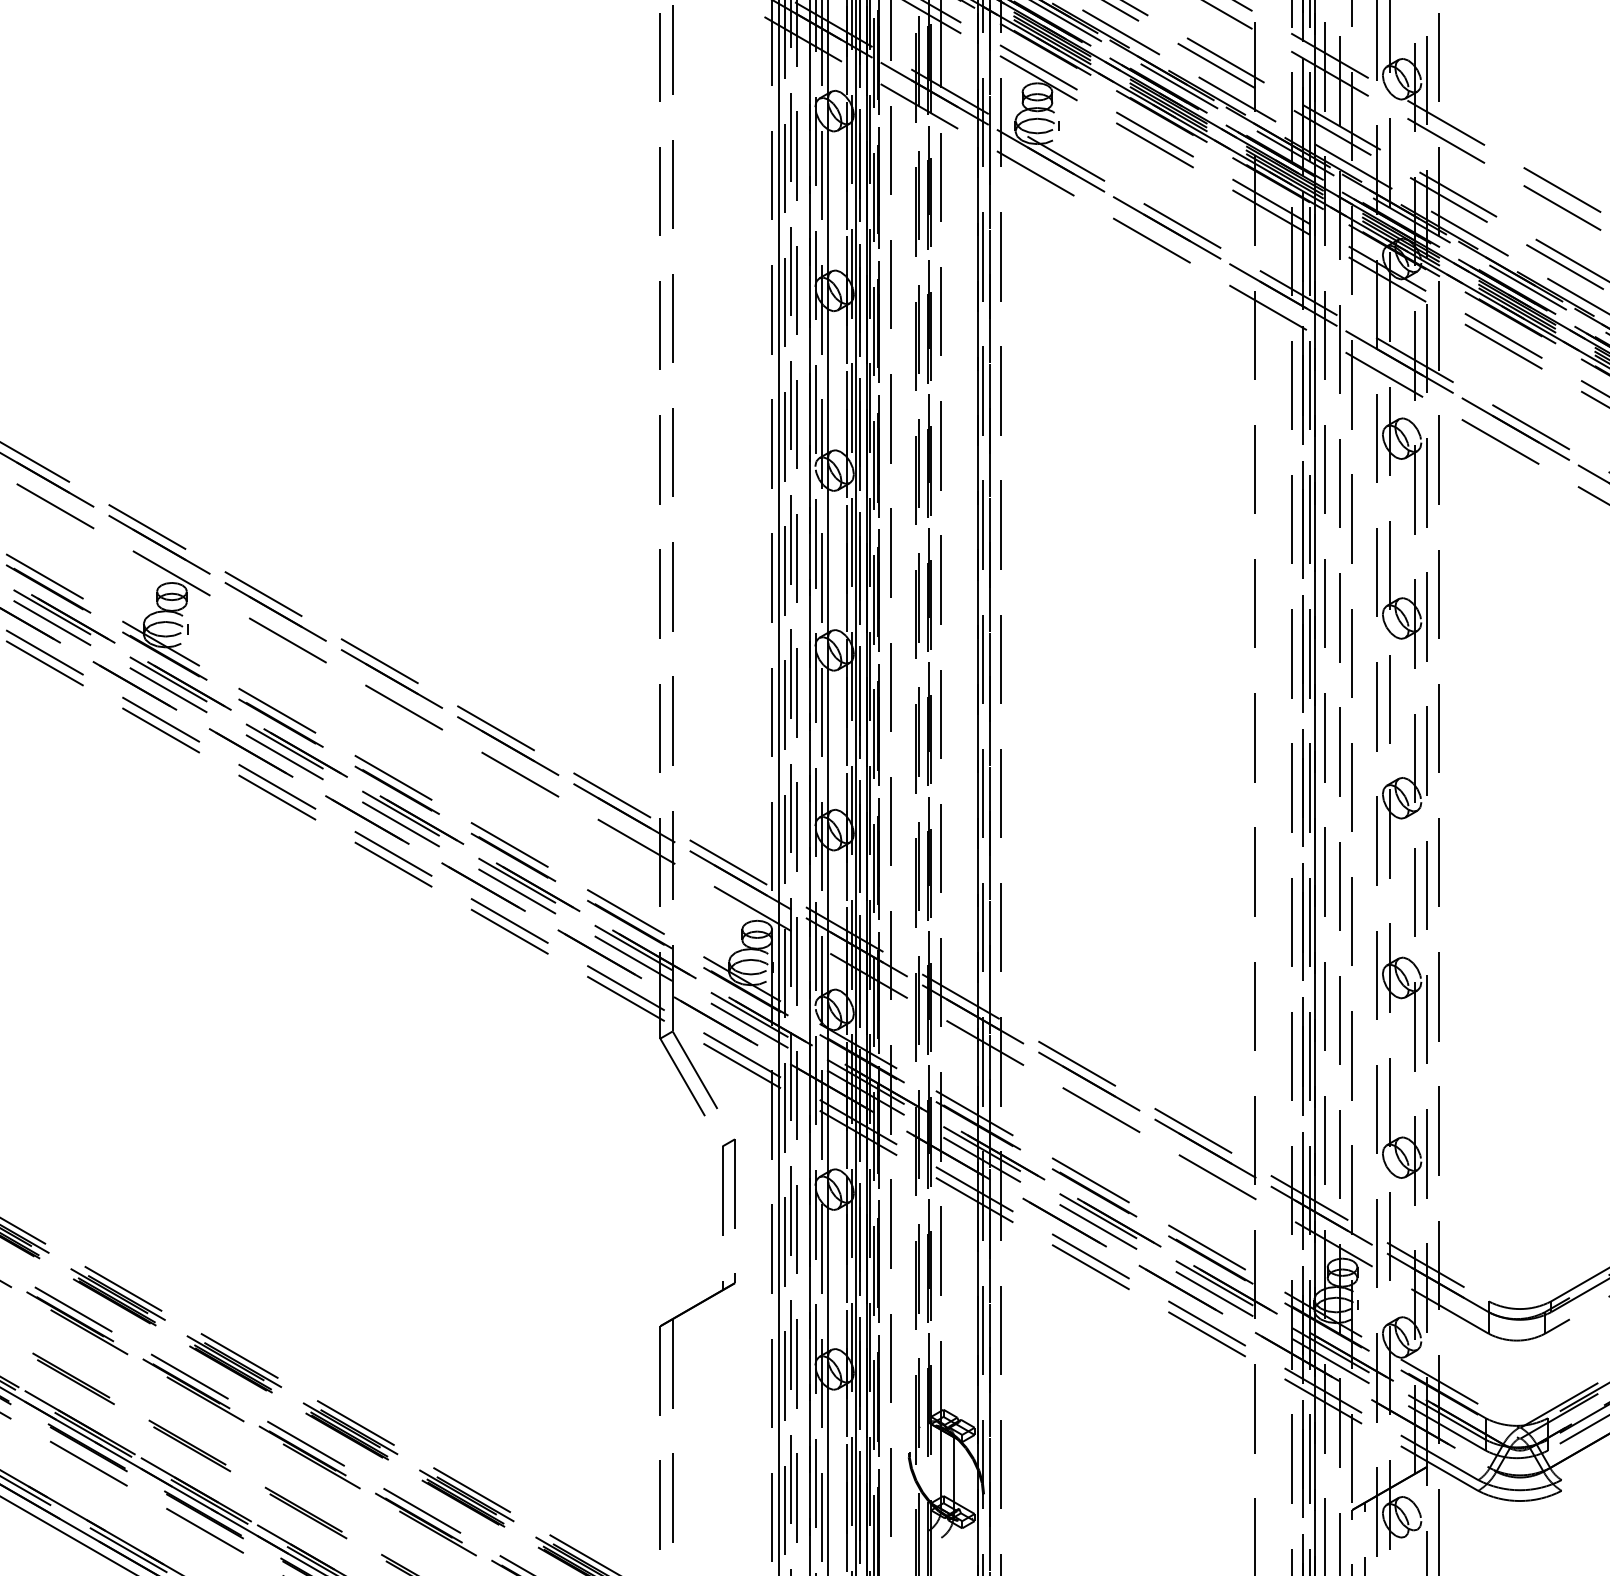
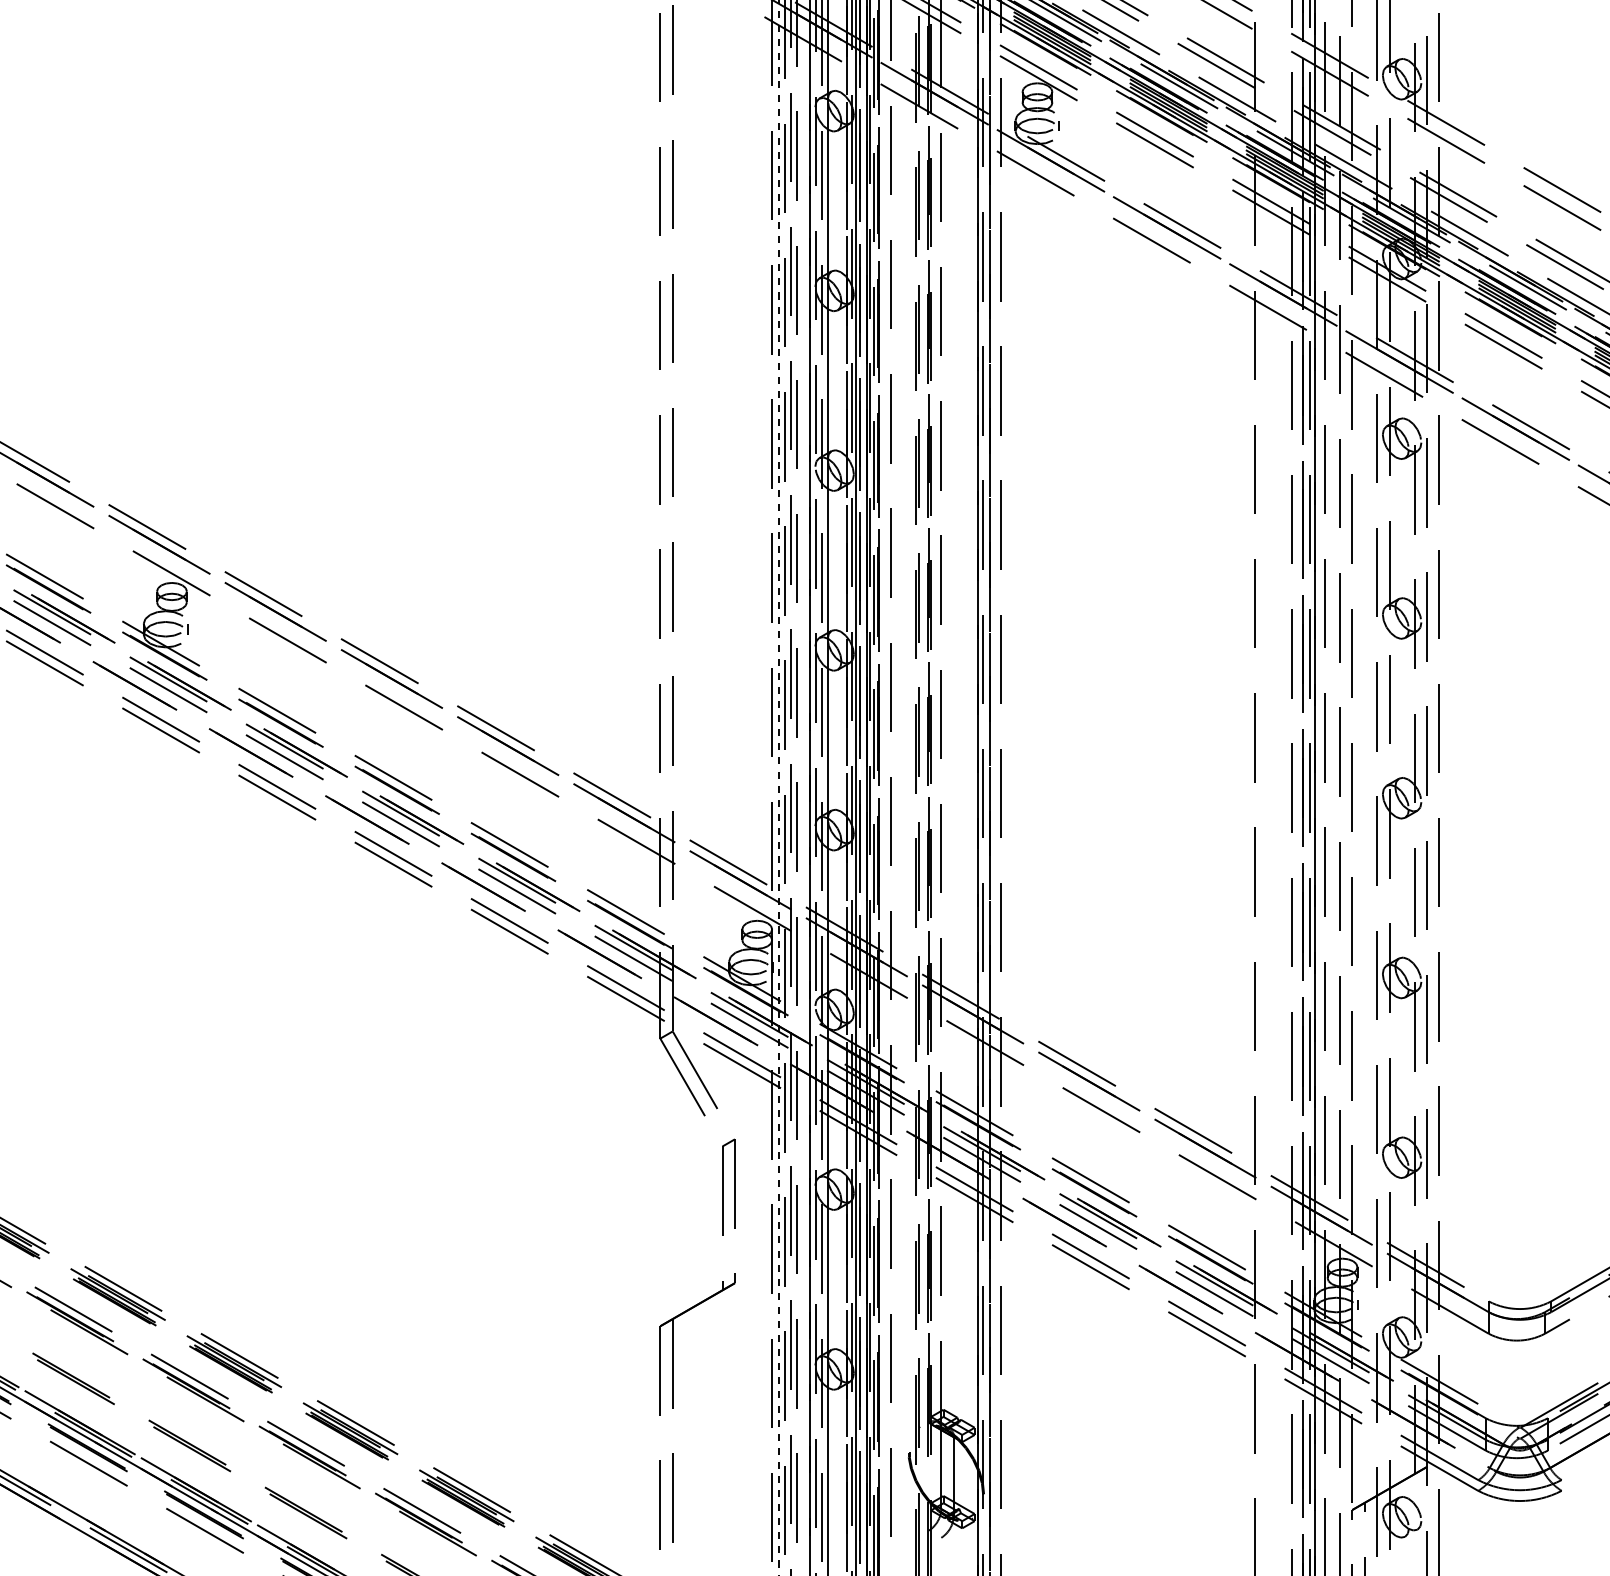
line: solid -> dashed (778, 788)
line: present -> none (67, 1534)
